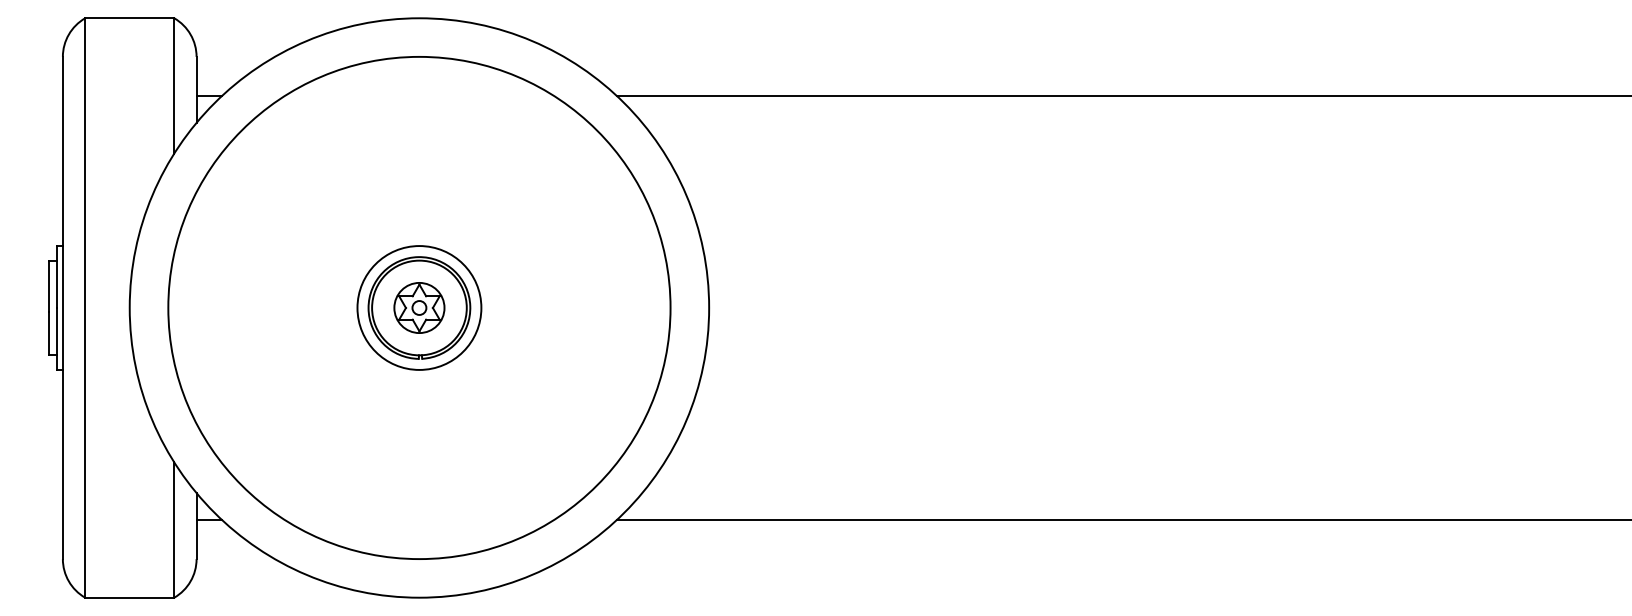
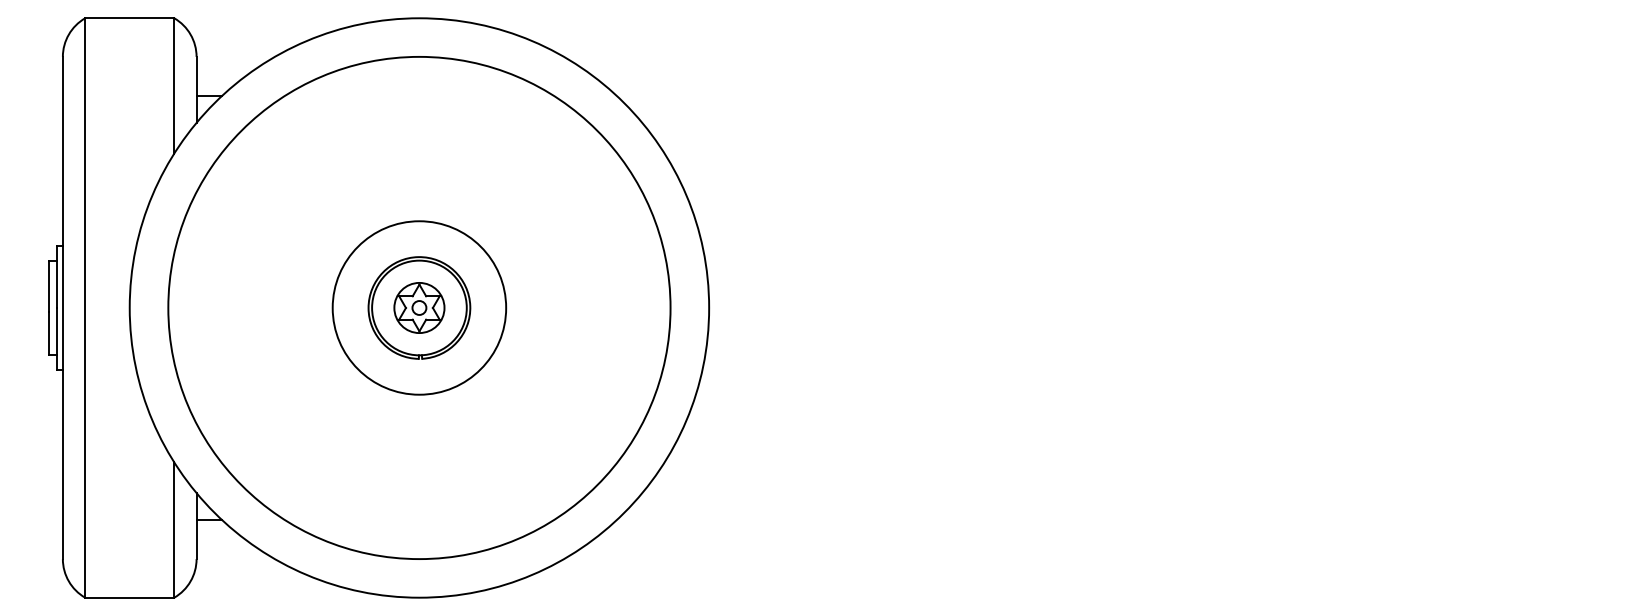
line: present -> none (1122, 96)
circle diameter: 124 px -> 173 px (419, 307)
line: present -> none (1122, 519)
